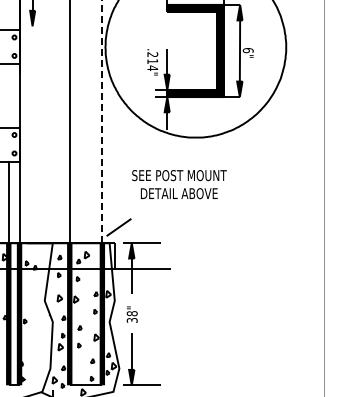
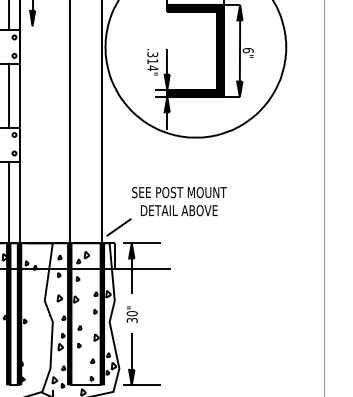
line: none -> present (8, 16)
text: .214" -> .314" (152, 54)
line: none -> present (8, 95)
line: dashed -> solid (102, 121)
text position: (179, 184) -> (179, 201) (179, 201)
text: 38" -> 30" (132, 313)
